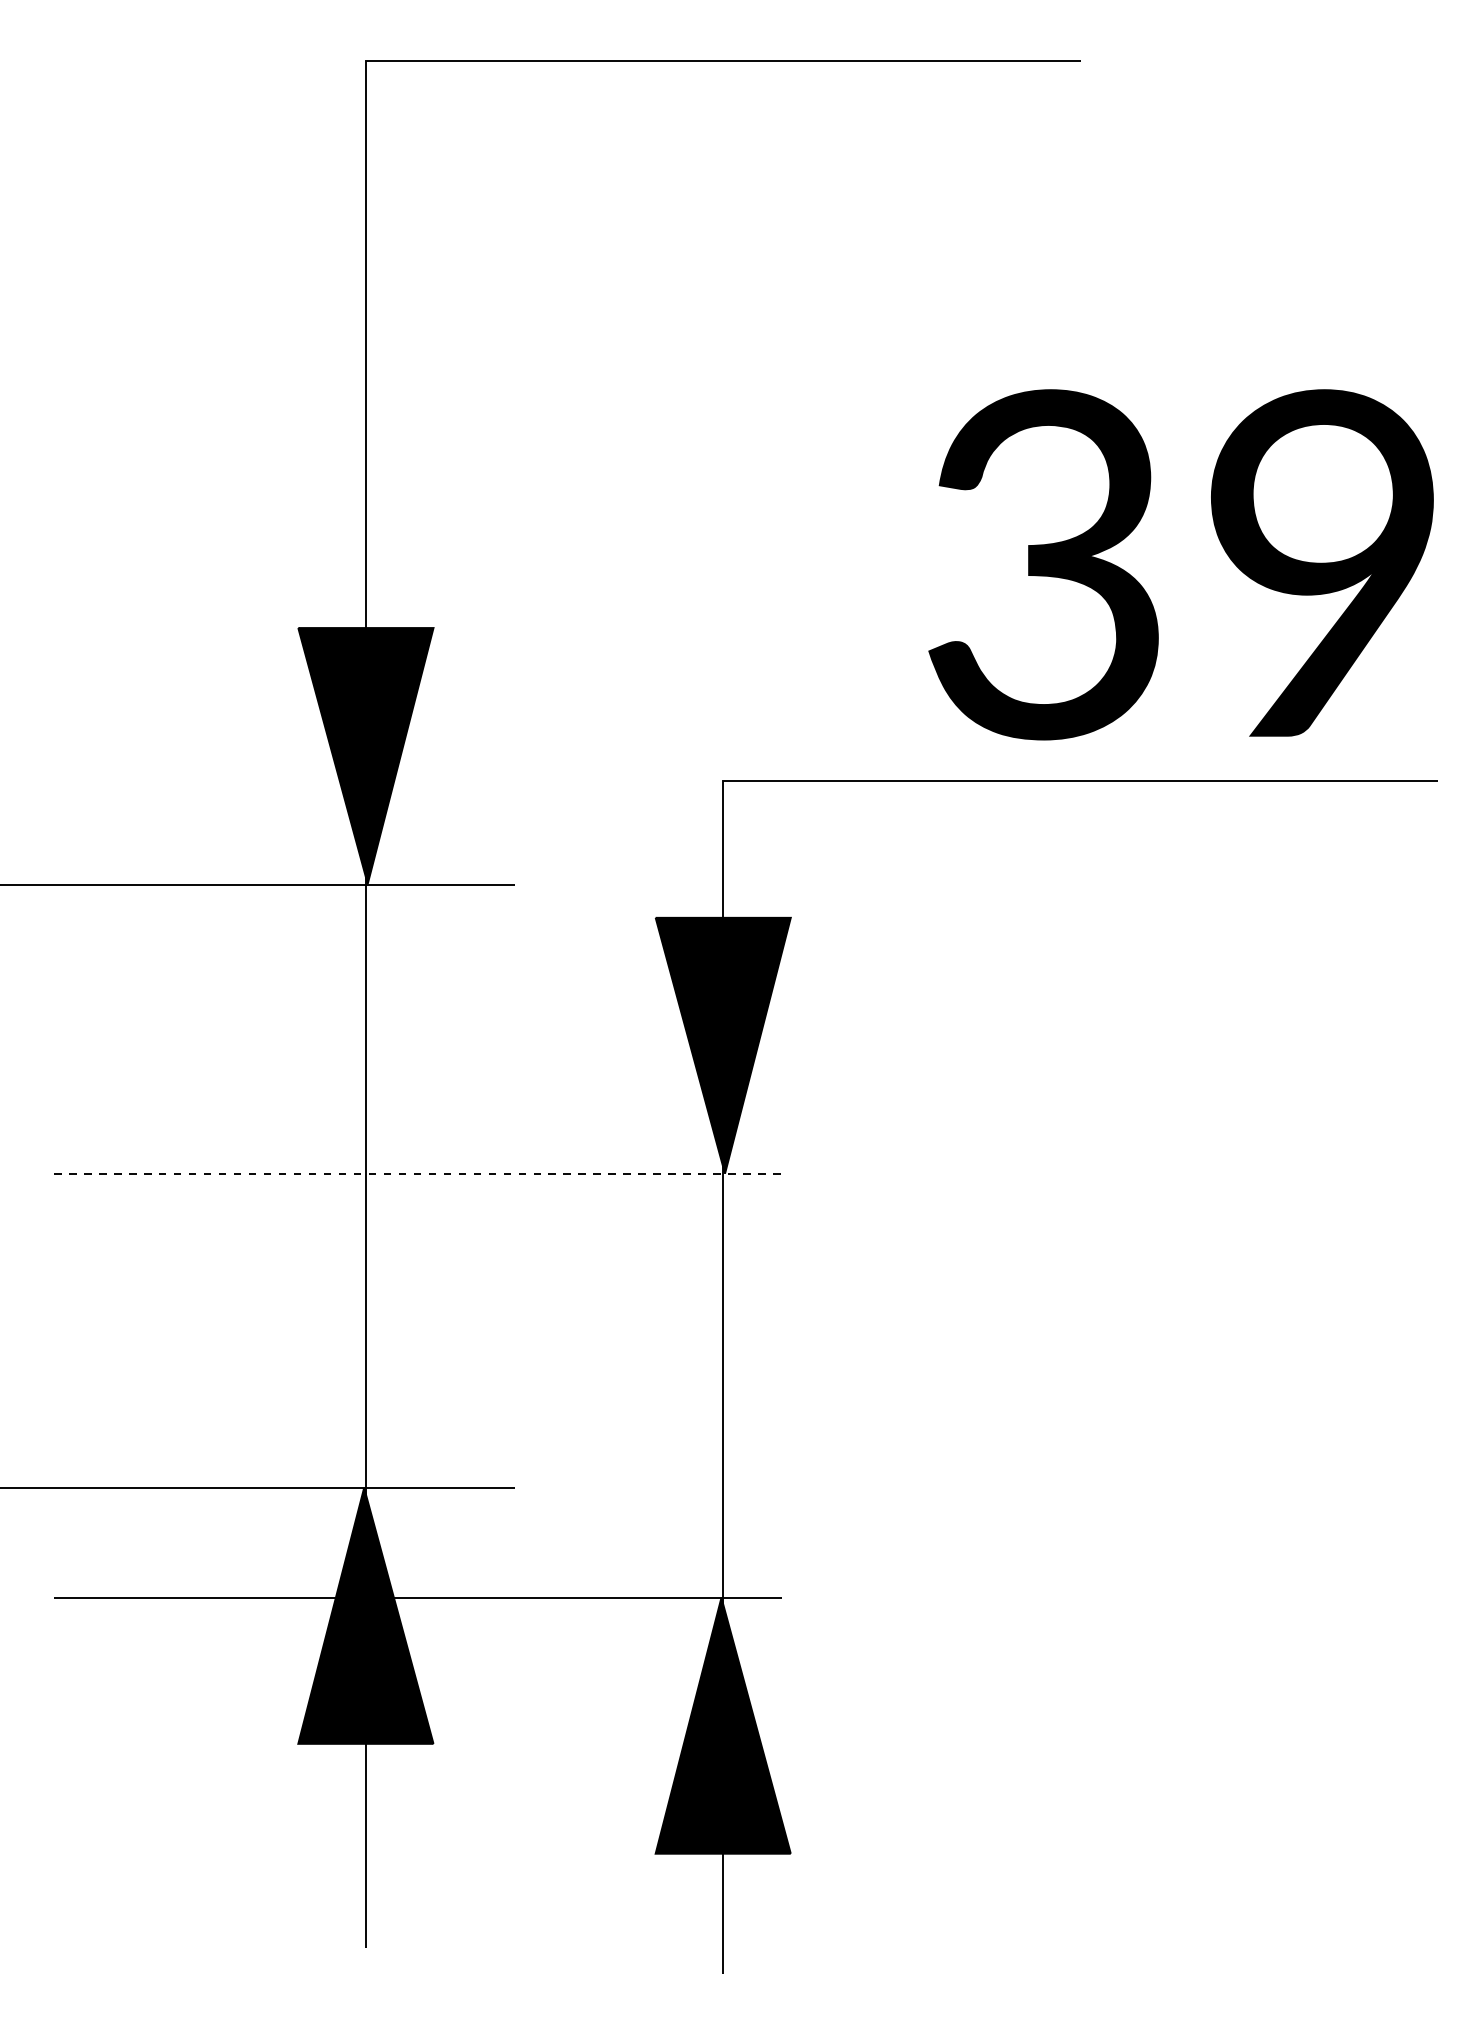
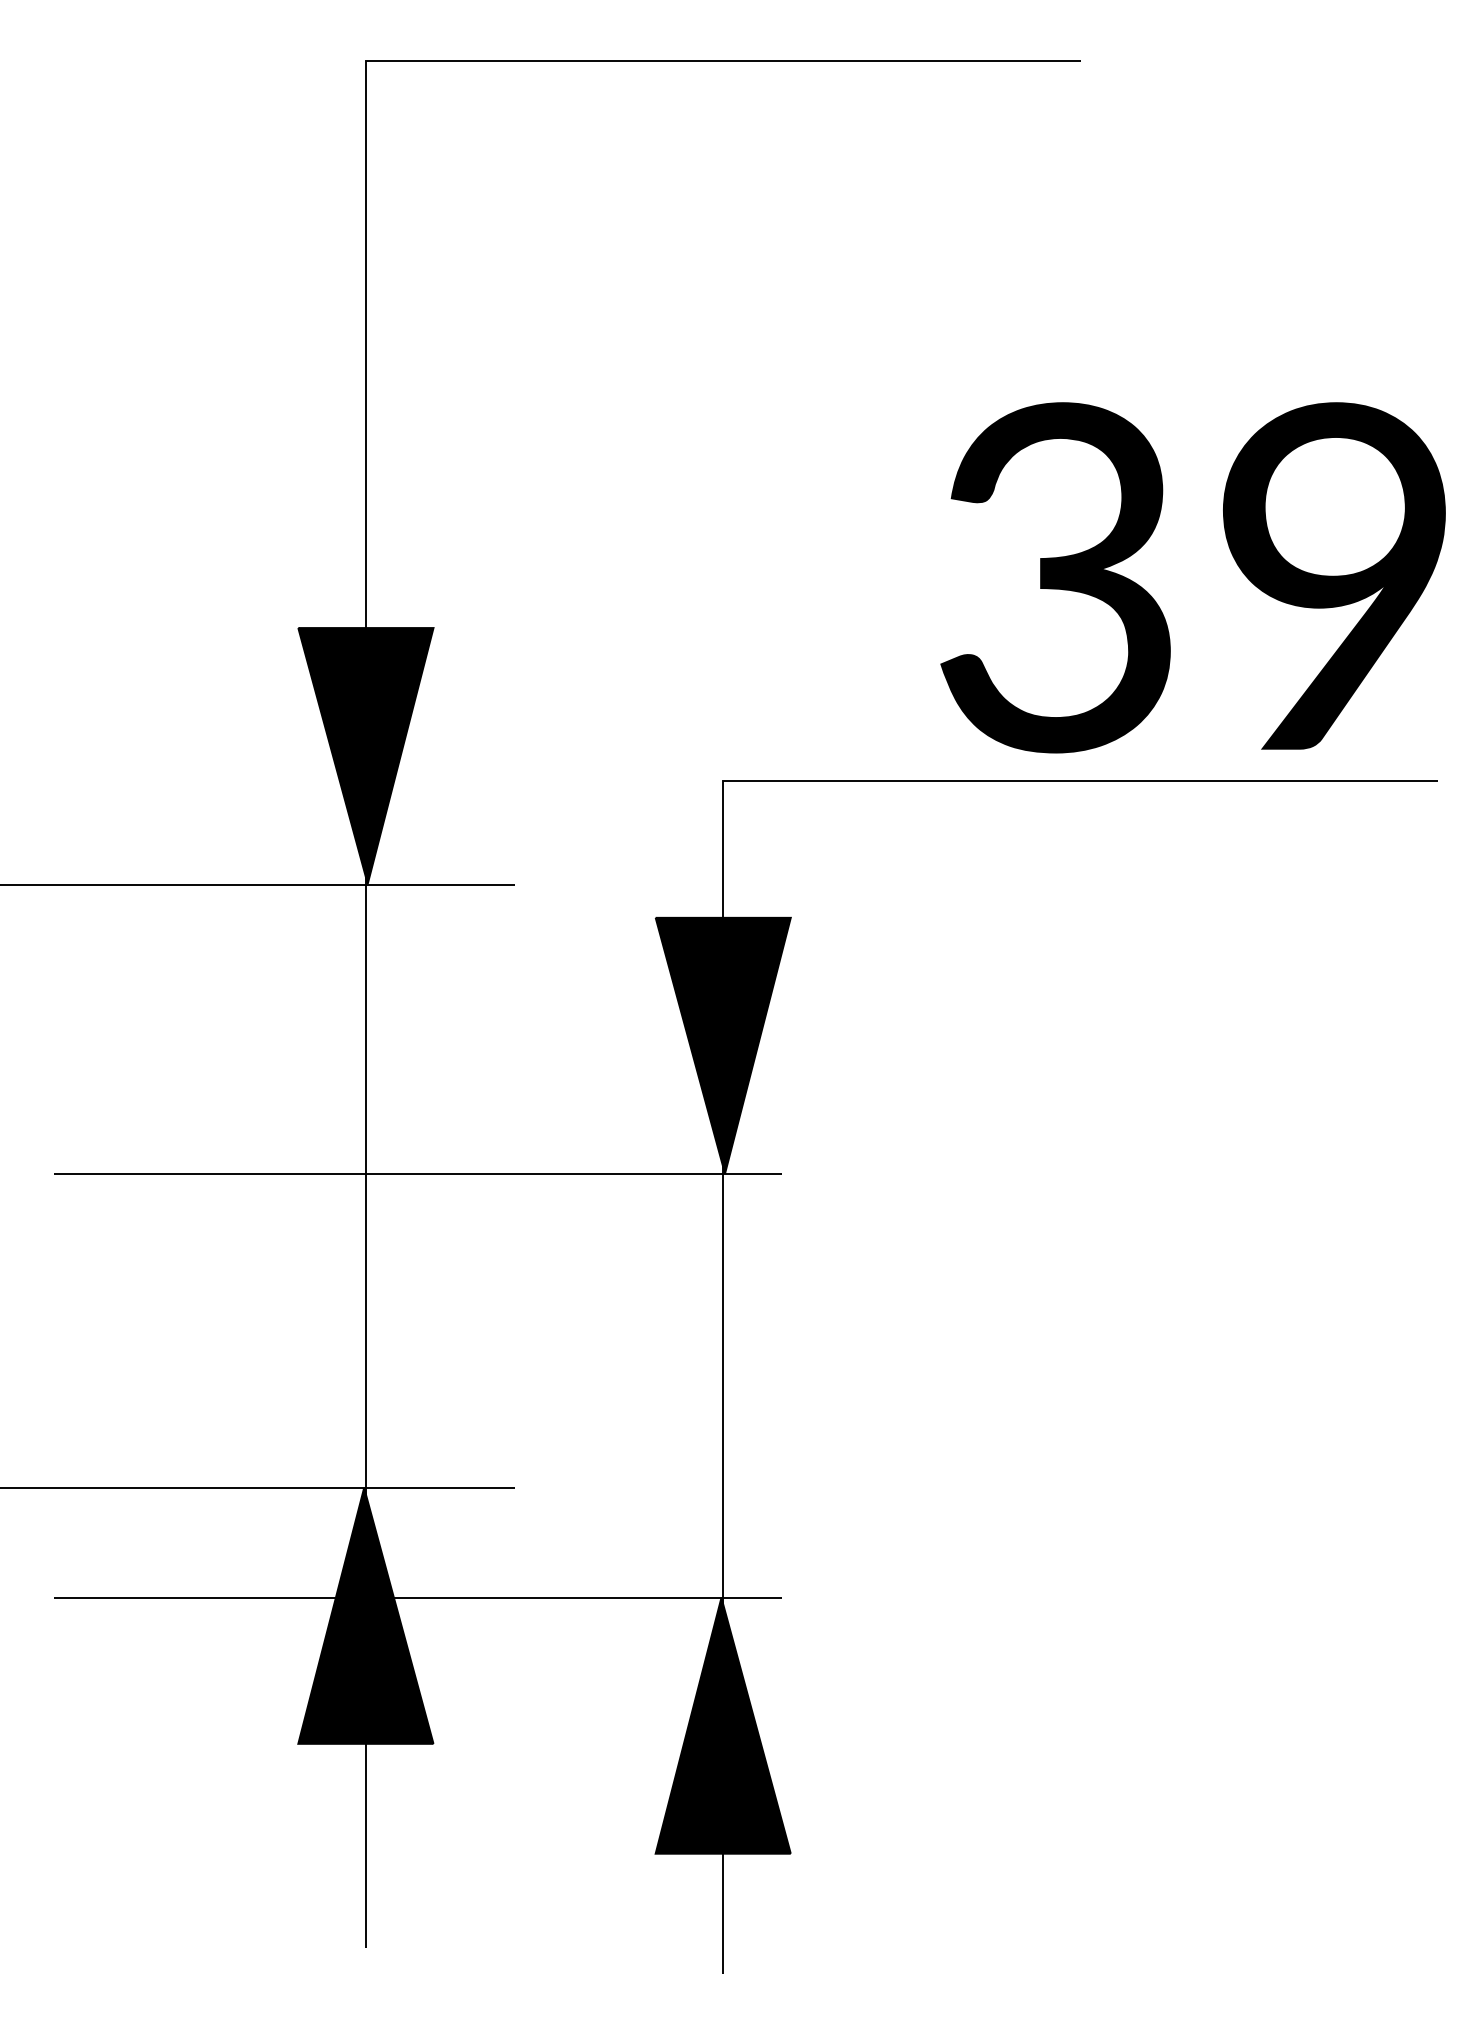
text position: (1180, 564) -> (1192, 577) (1192, 577)
line: dashed -> solid (417, 1173)
